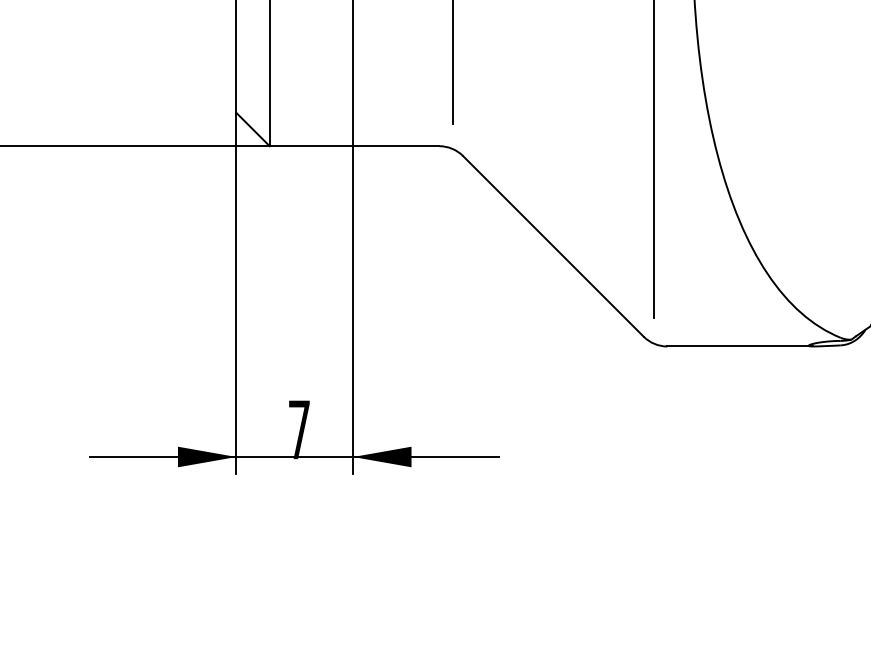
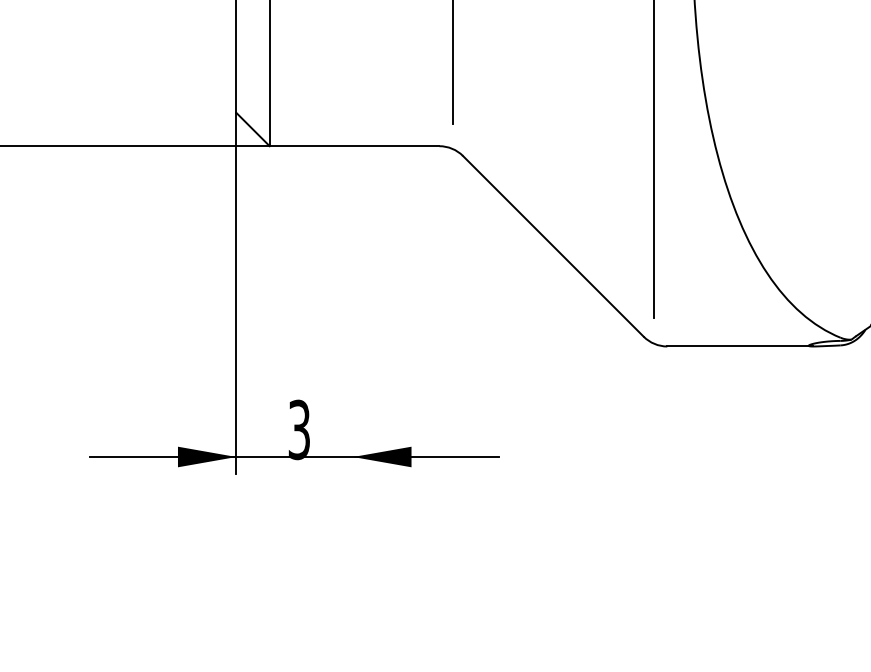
line: present -> none (353, 237)
text: 7 -> 3 (298, 429)
